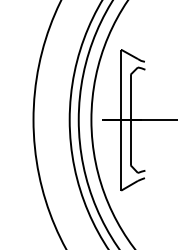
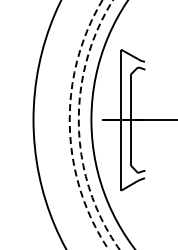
circle: solid -> dashed (88, 124)
circle: solid -> dashed (98, 124)
